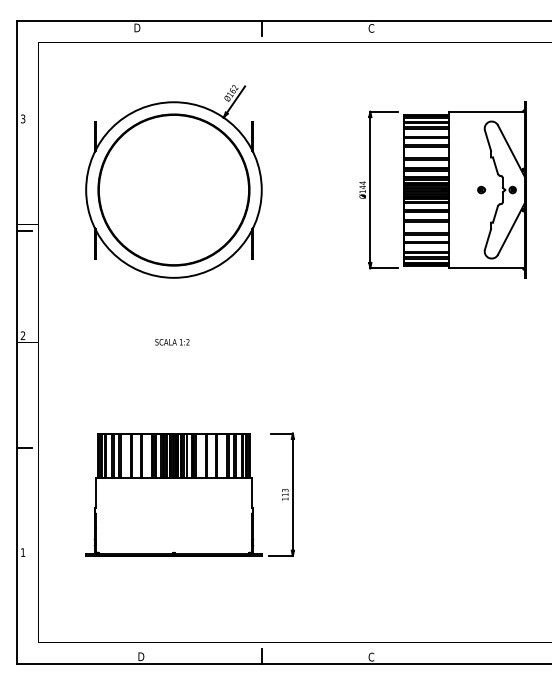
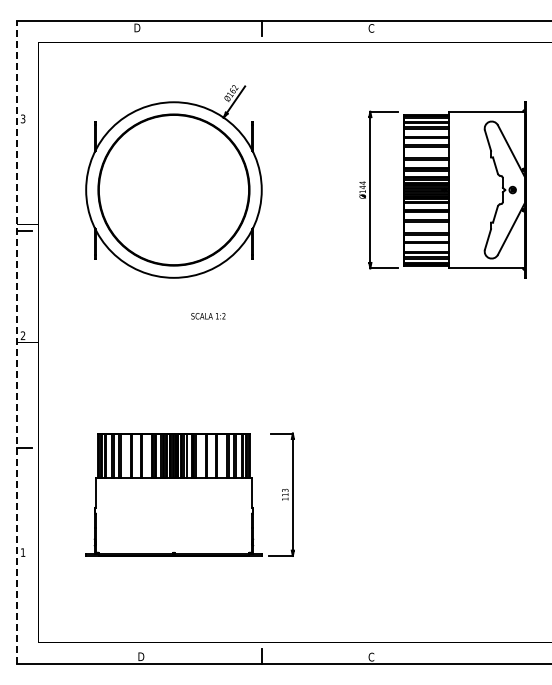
part: present -> none (481, 189)
line: solid -> dashed (16, 342)
text position: (172, 342) -> (208, 316) (208, 316)
